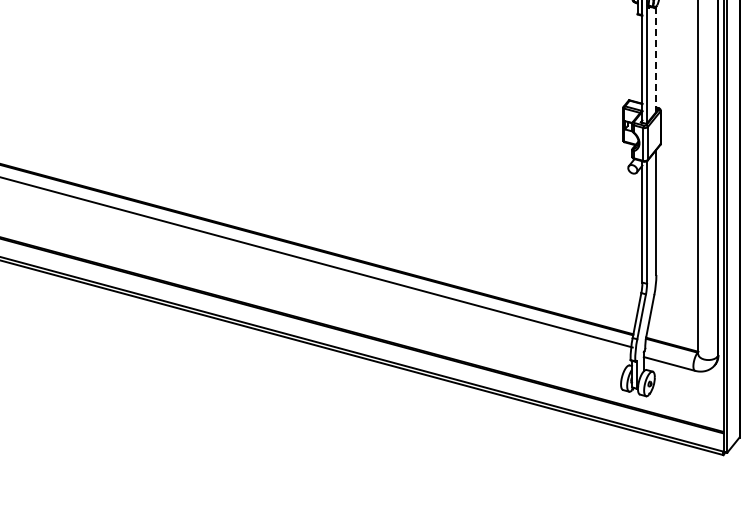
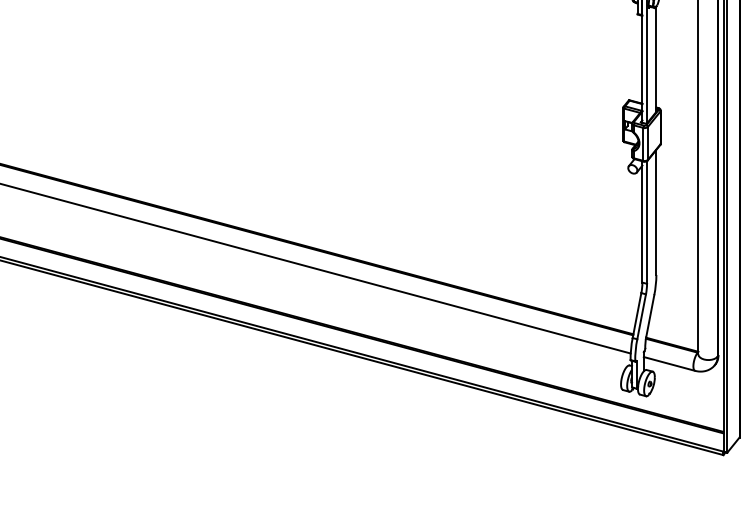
line: dashed -> solid (656, 59)
line position: (317, 262) -> (316, 268) (316, 268)
